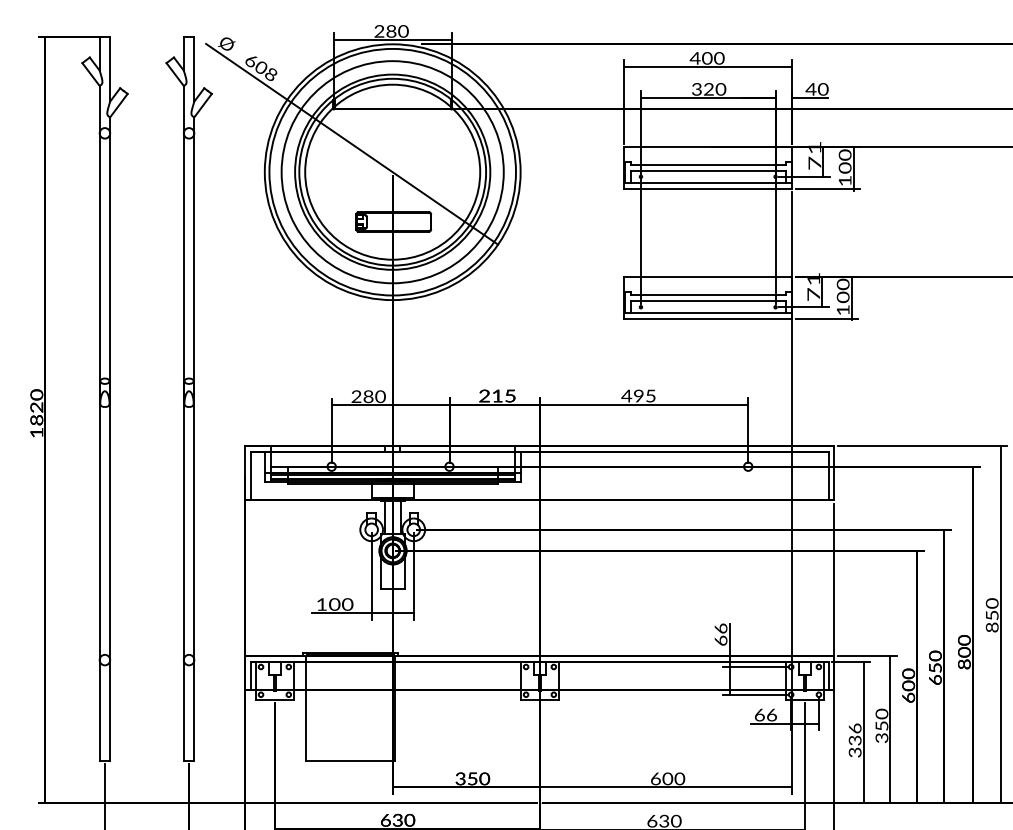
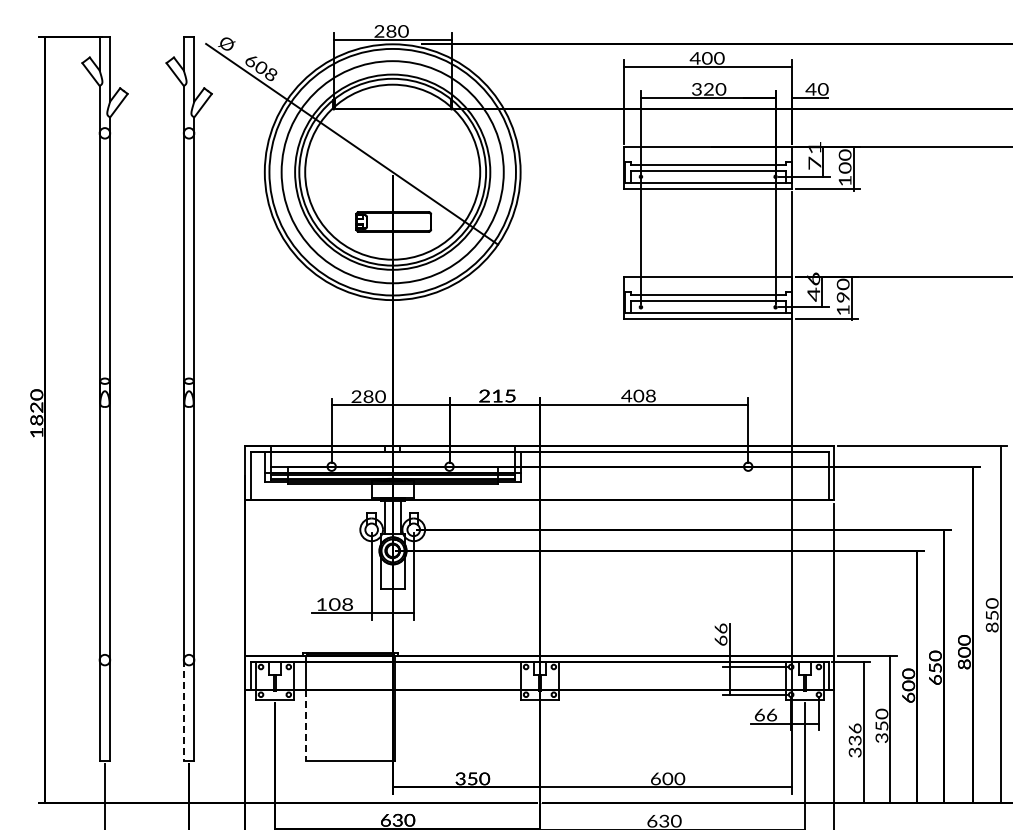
text: 71 -> 46 (813, 286)
text: 100 -> 190 (843, 297)
text: 495 -> 408 (644, 395)
text: 100 -> 108 (347, 604)
line: solid -> dashed (183, 711)
line: solid -> dashed (305, 725)
